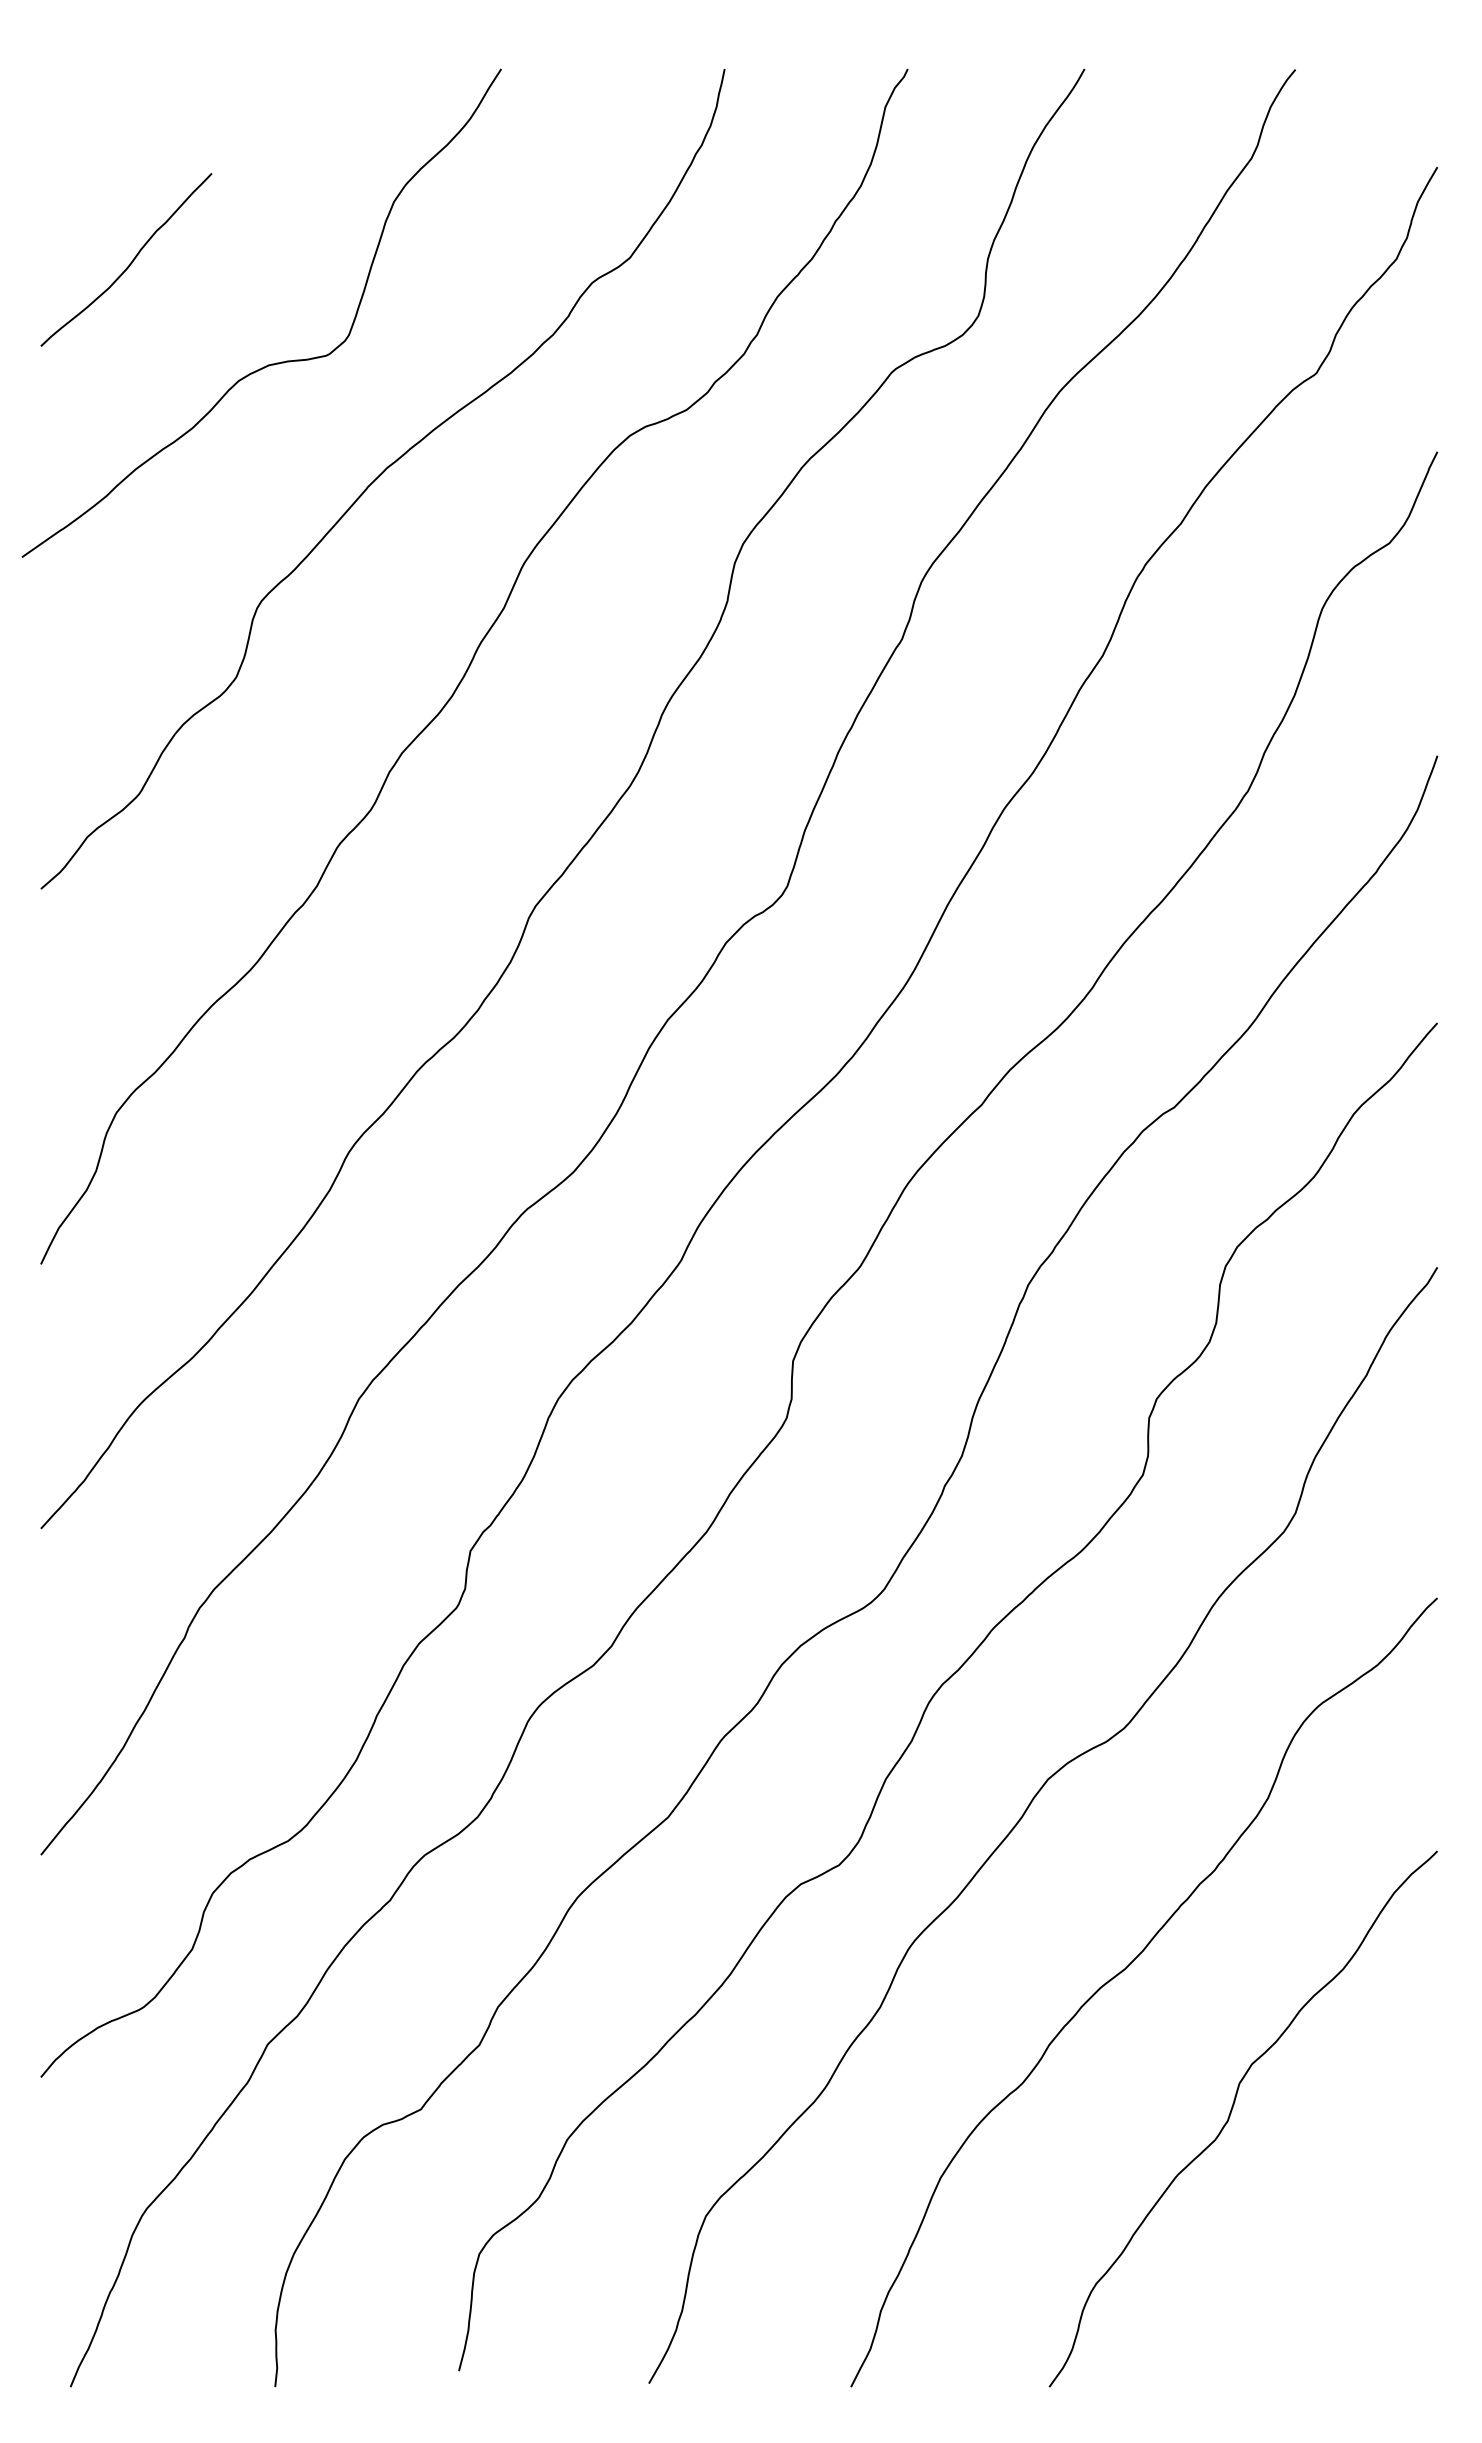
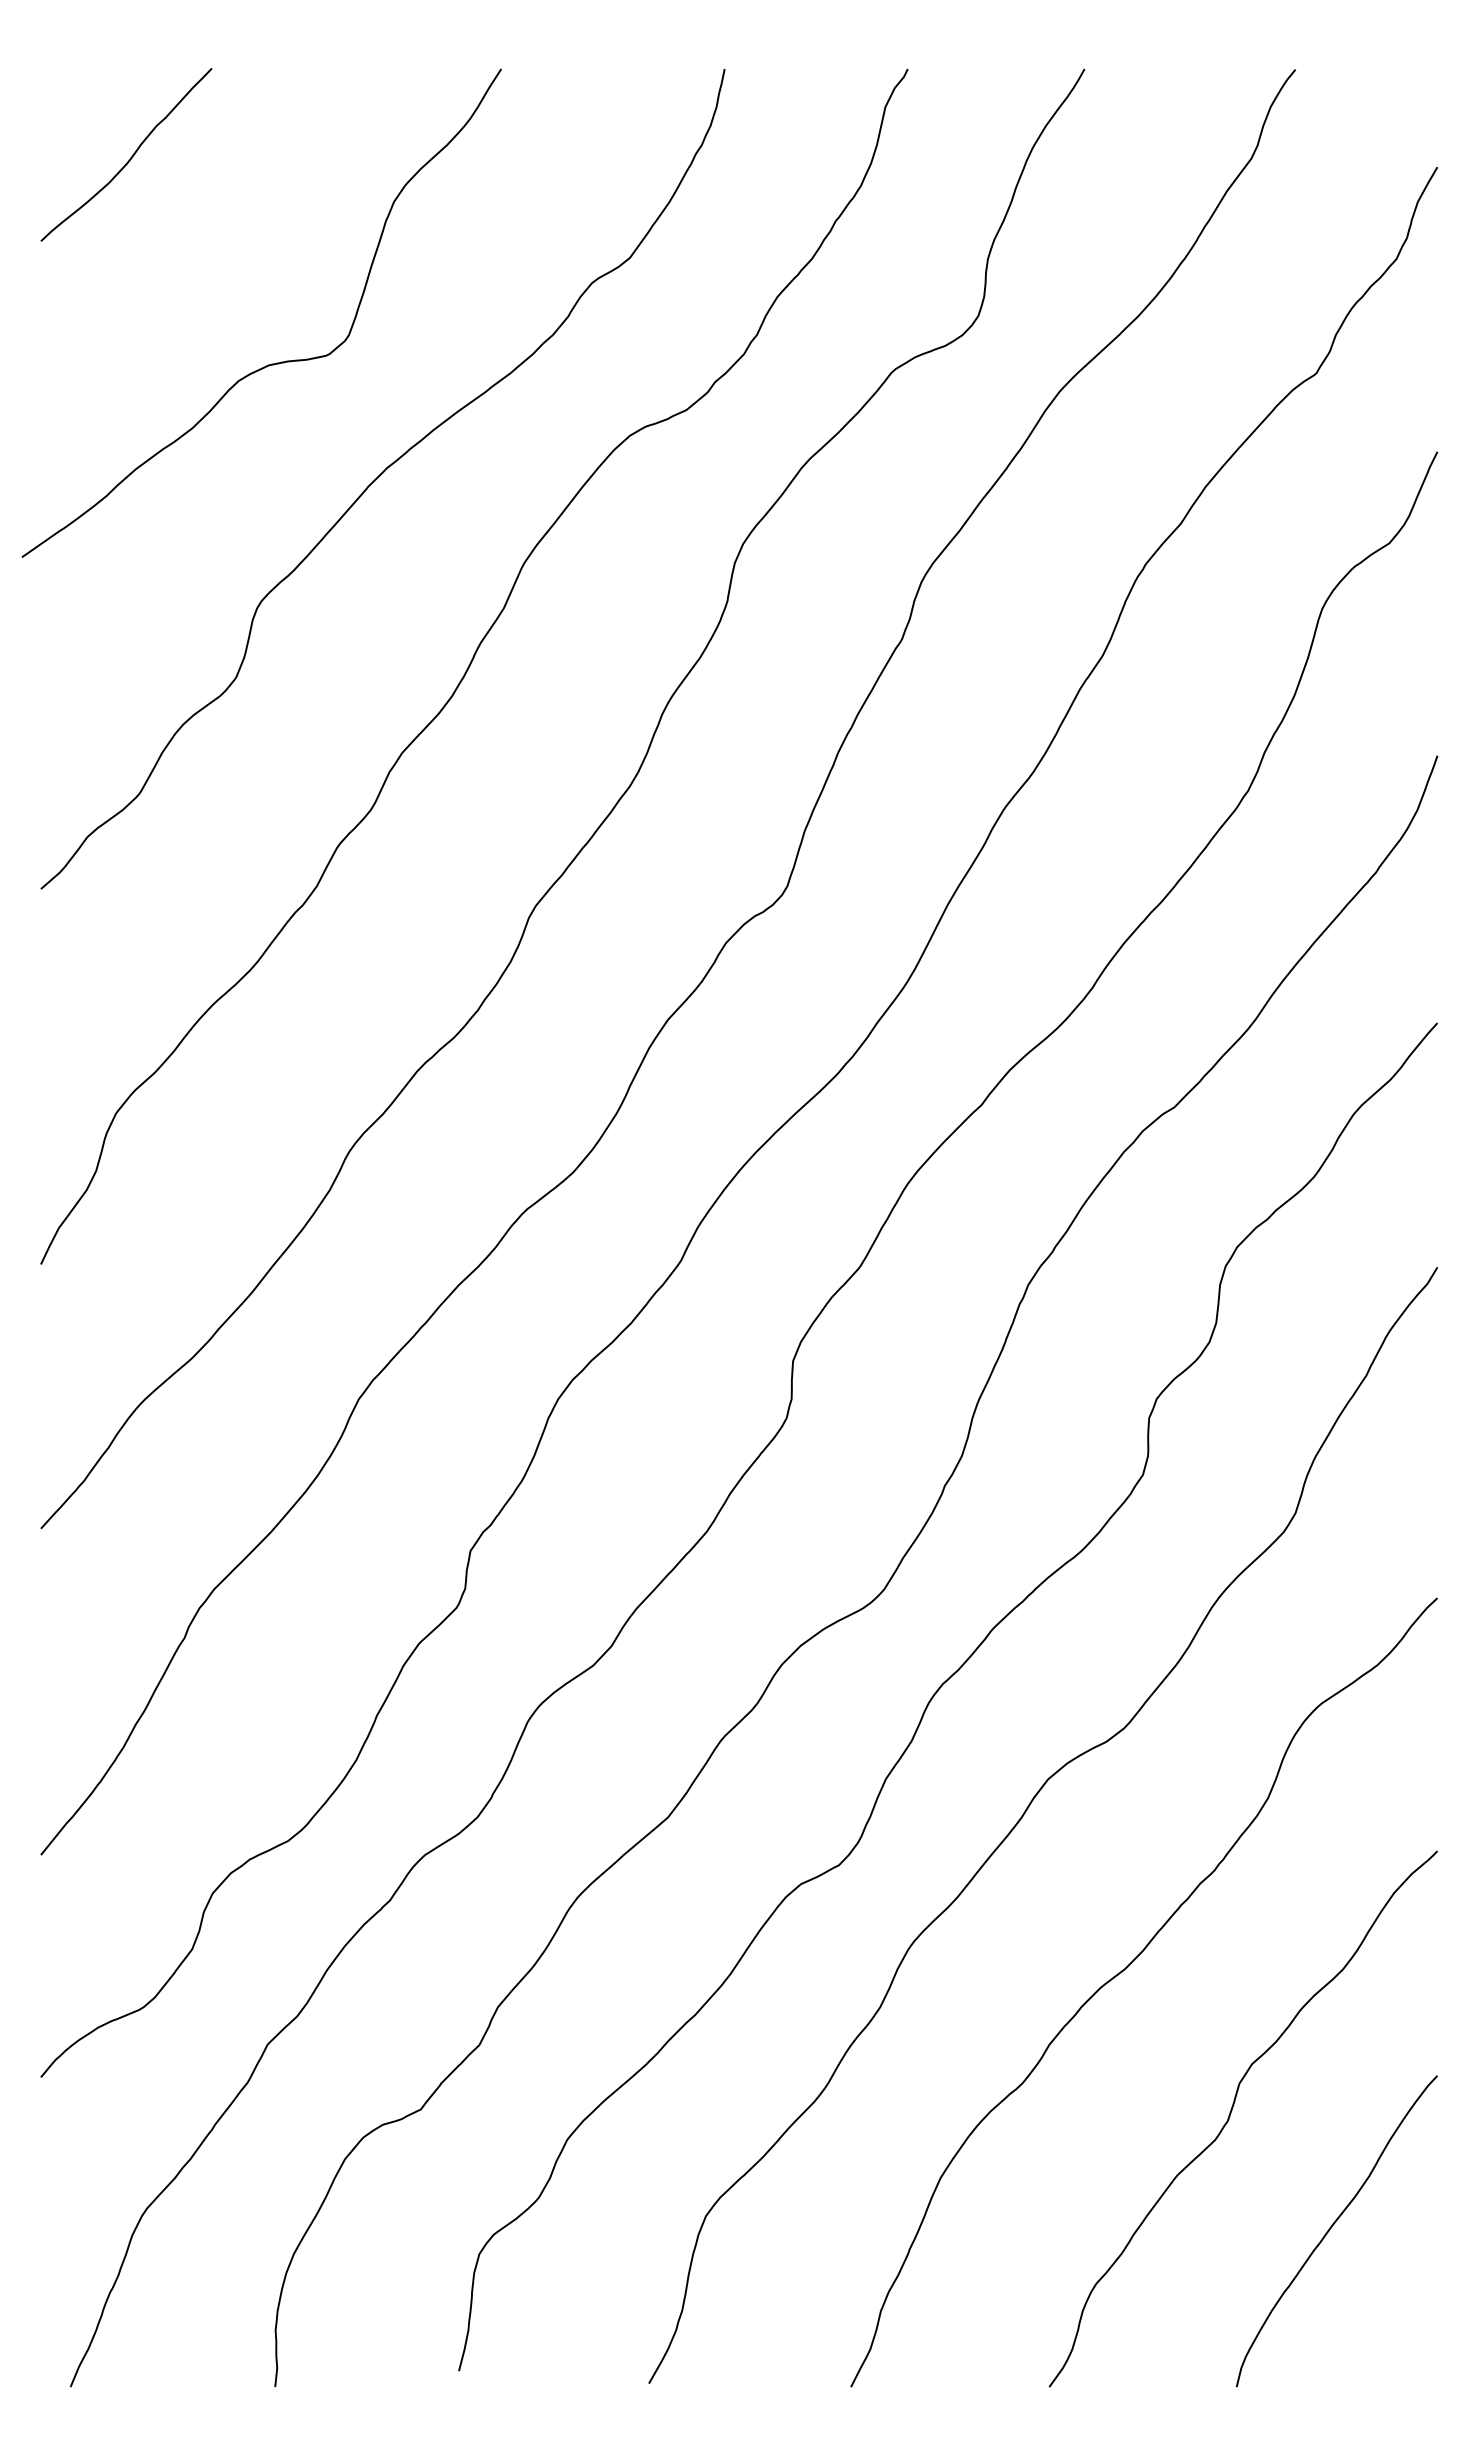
curve position: (130, 262) -> (130, 157) (130, 157)
curve: none -> present (1332, 2227)
